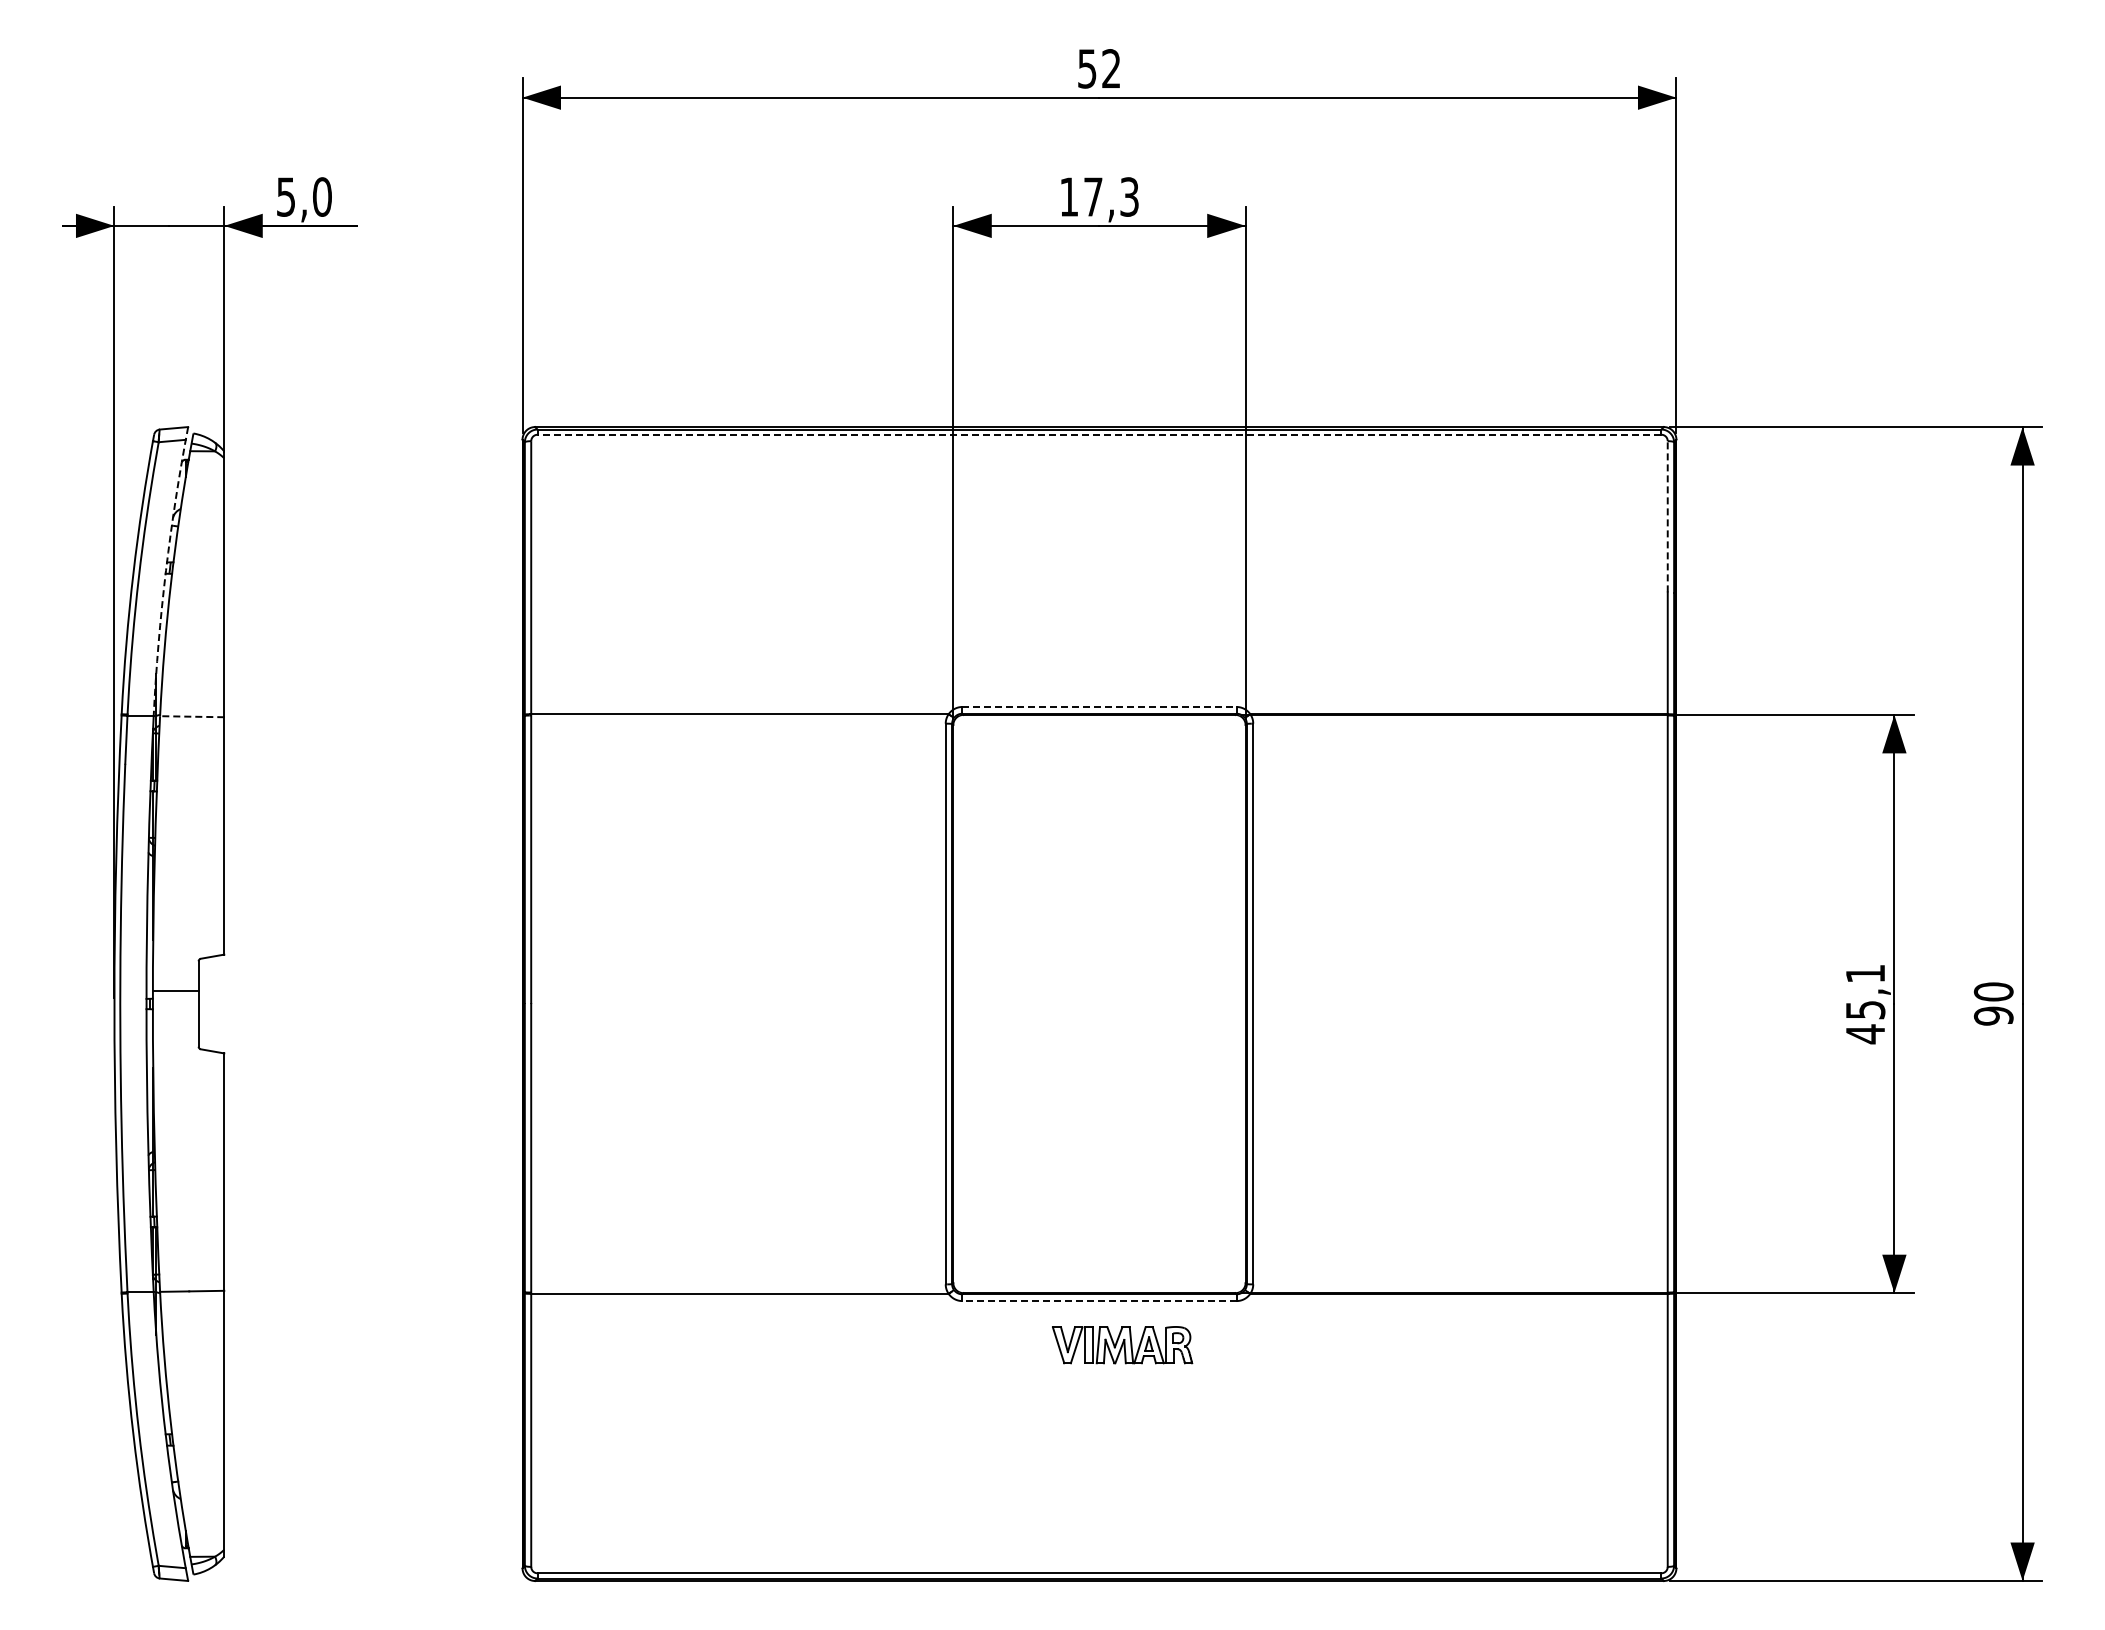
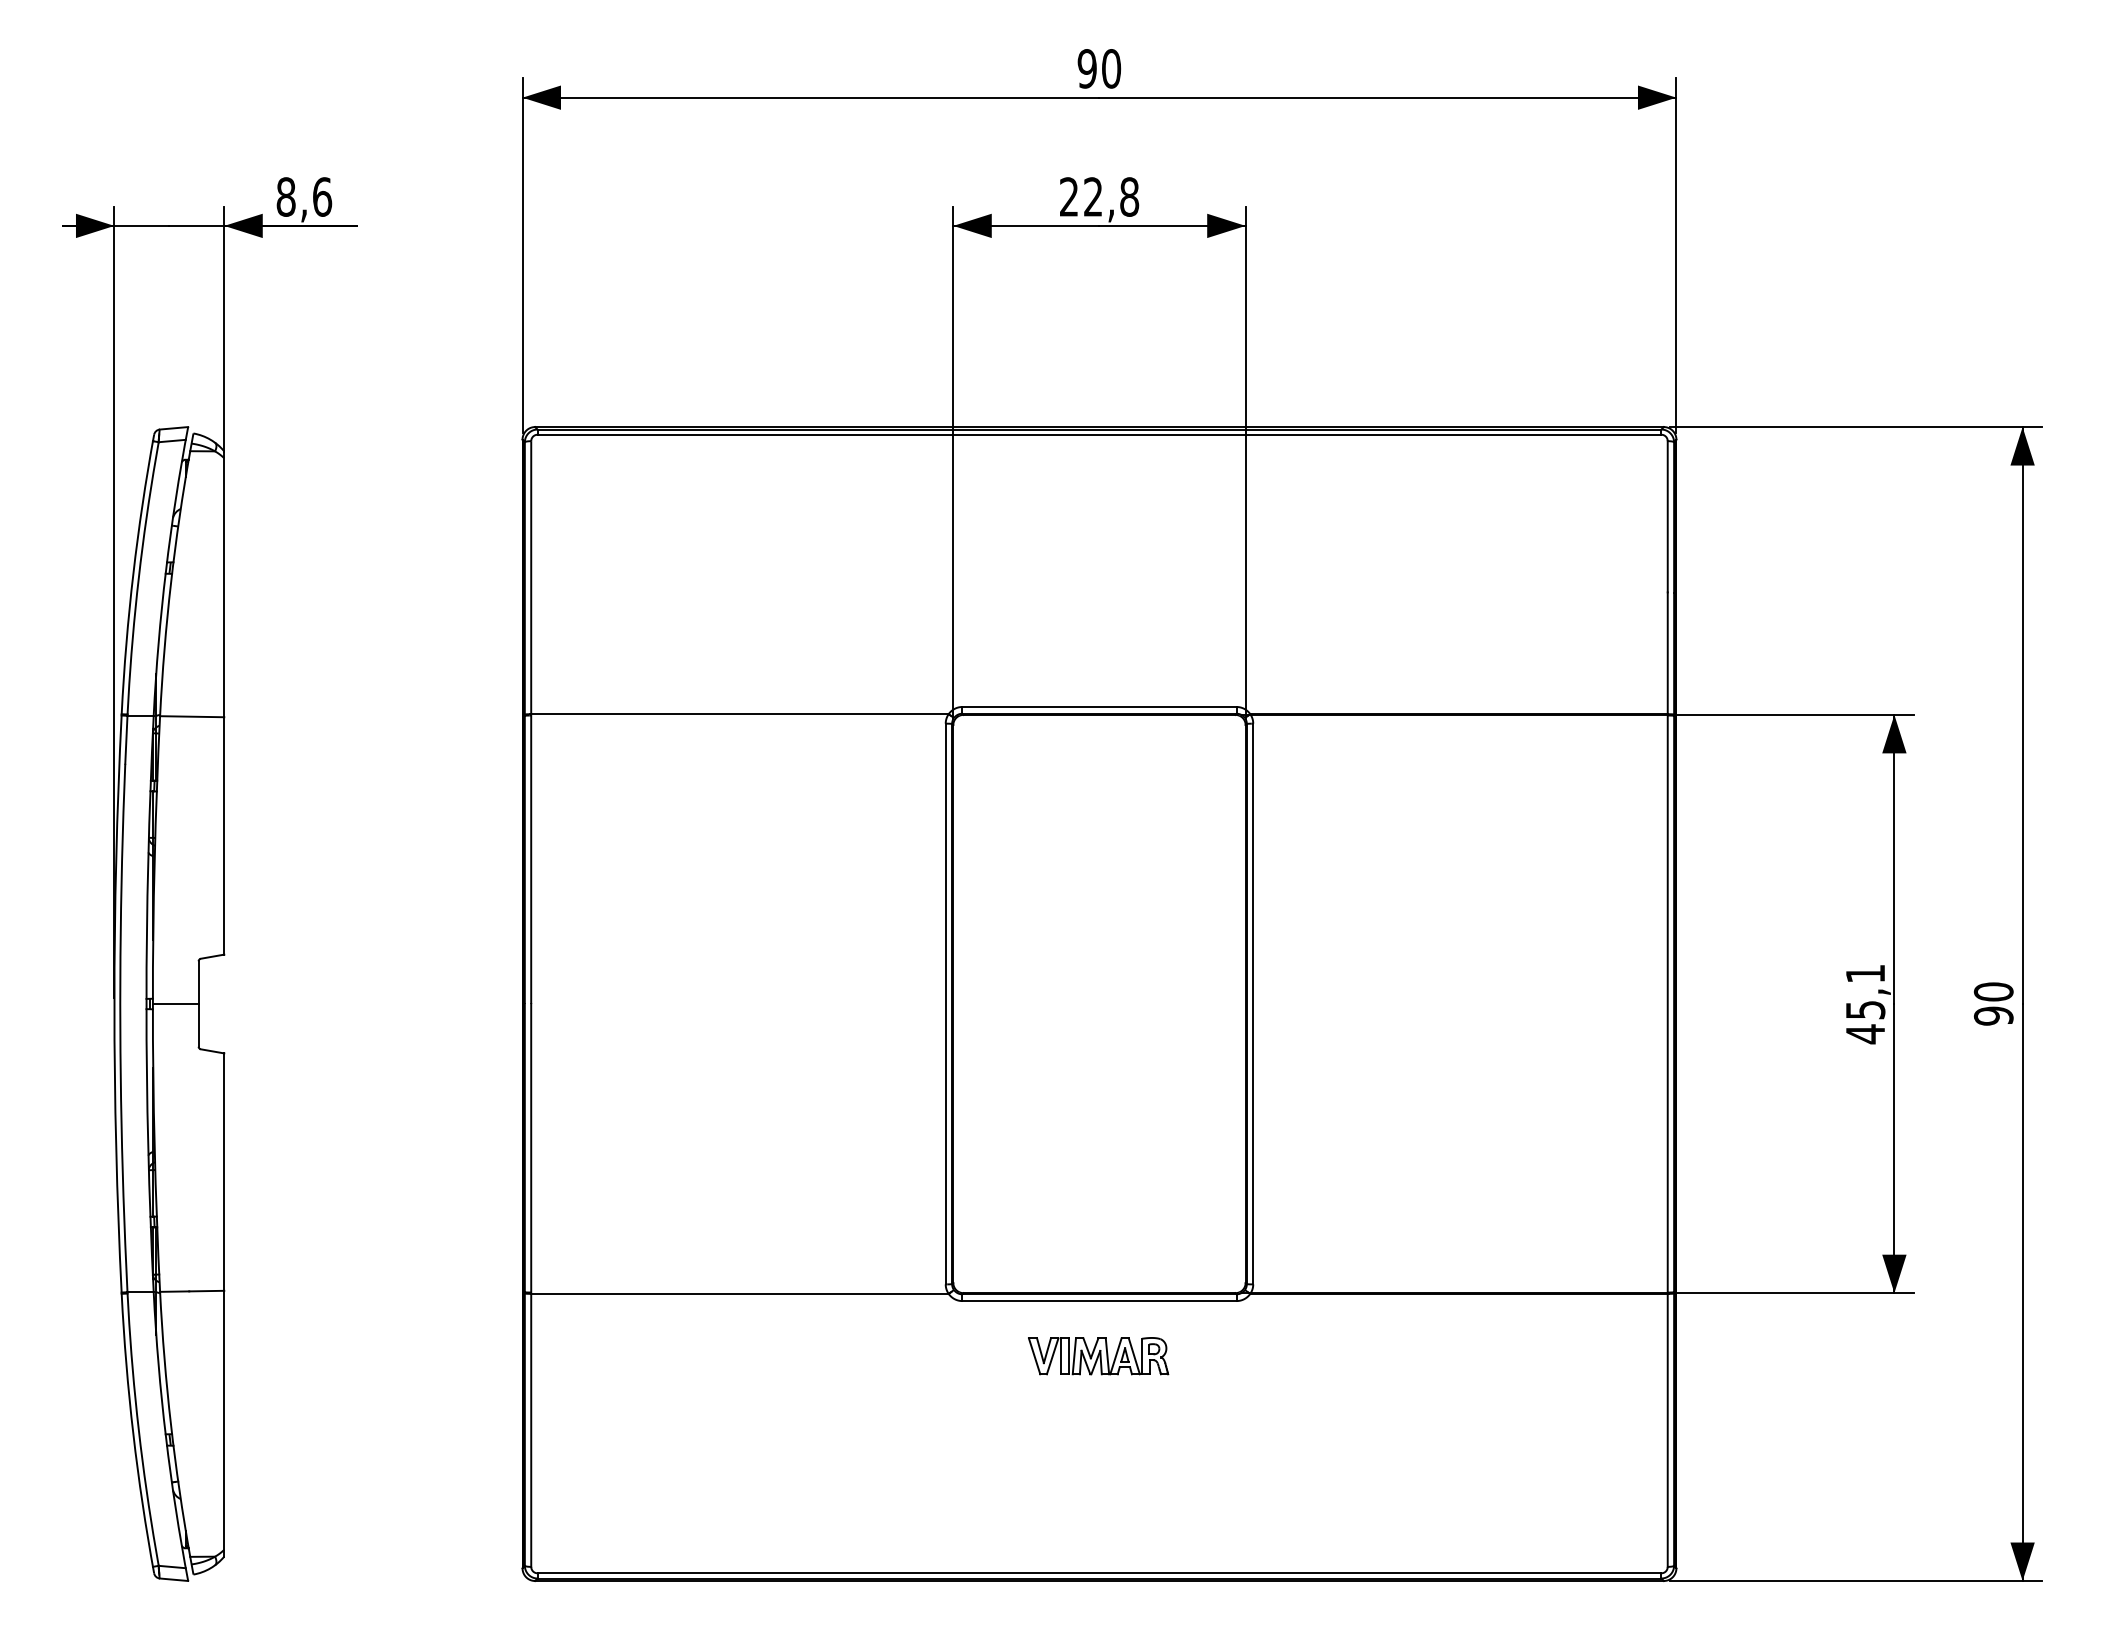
text: 52 -> 90 (1099, 68)
text: 5,0 -> 8,6 (304, 196)
text: 17,3 -> 22,8 (1099, 196)
line: dashed -> solid (1099, 434)
line: dashed -> solid (1667, 516)
arc: dashed -> solid (166, 570)
line: dashed -> solid (1099, 706)
line: dashed -> solid (191, 716)
line position: (175, 991) -> (175, 1004) (175, 1004)
line: dashed -> solid (1098, 1301)
part position: (1122, 1345) -> (1098, 1356) (1098, 1356)
